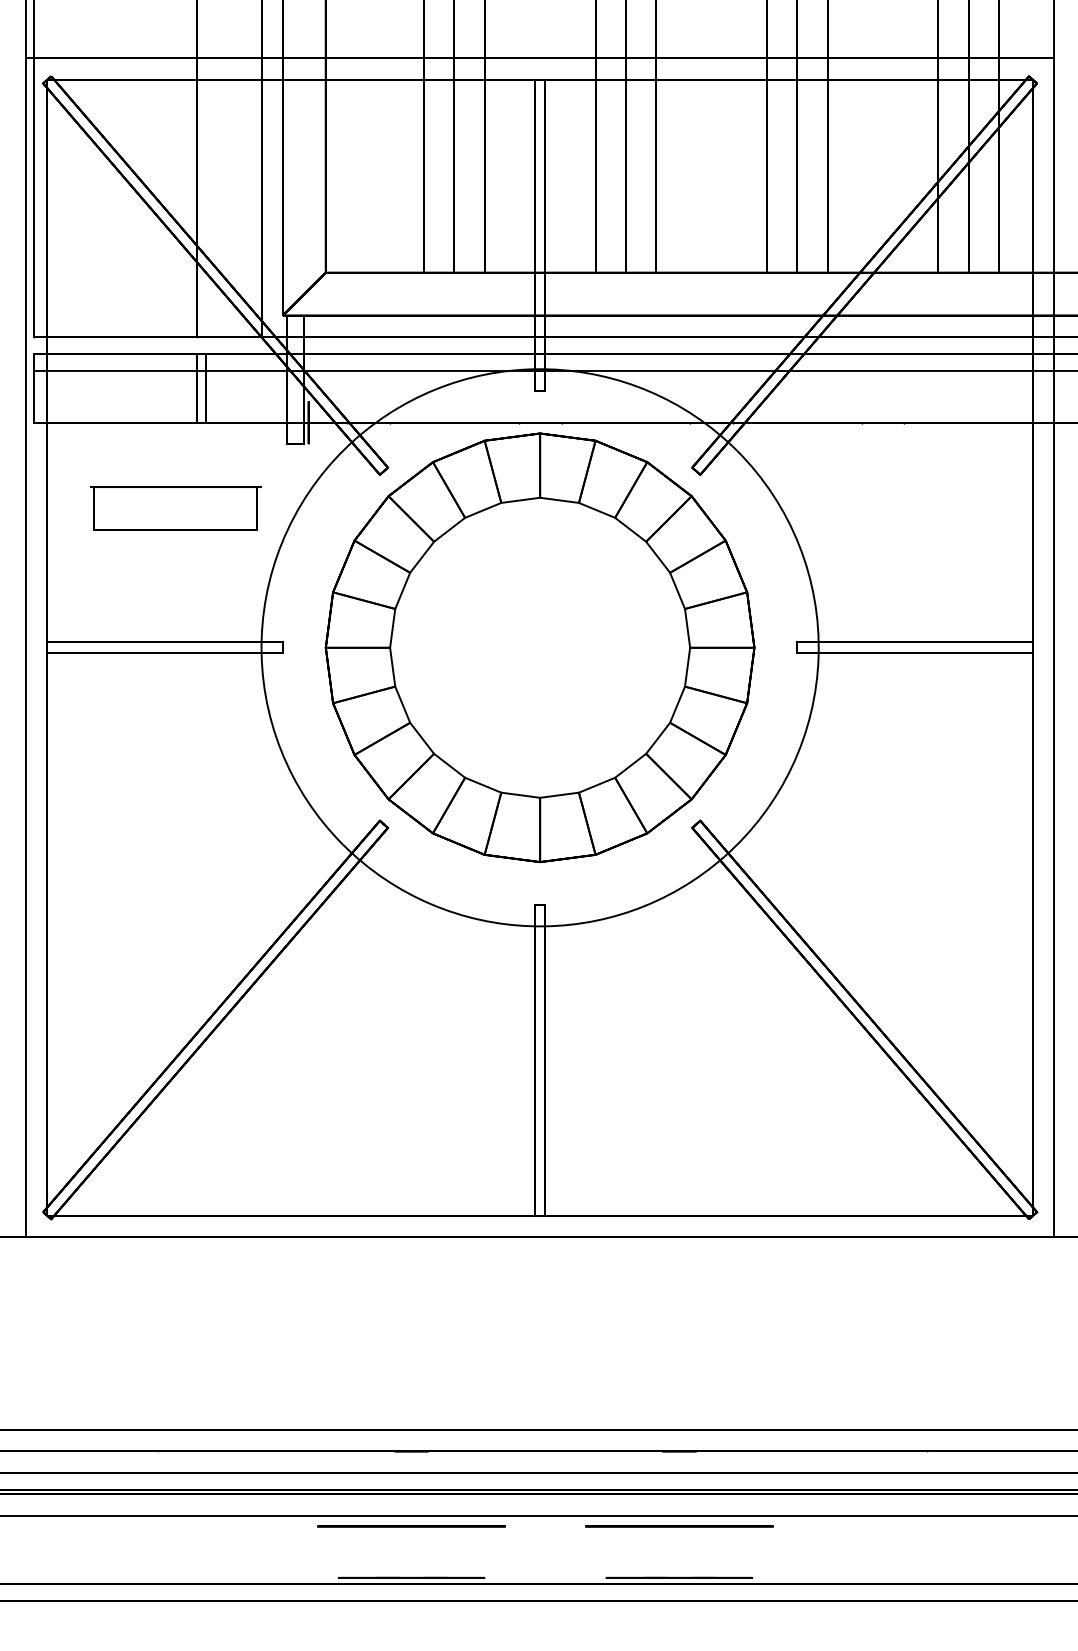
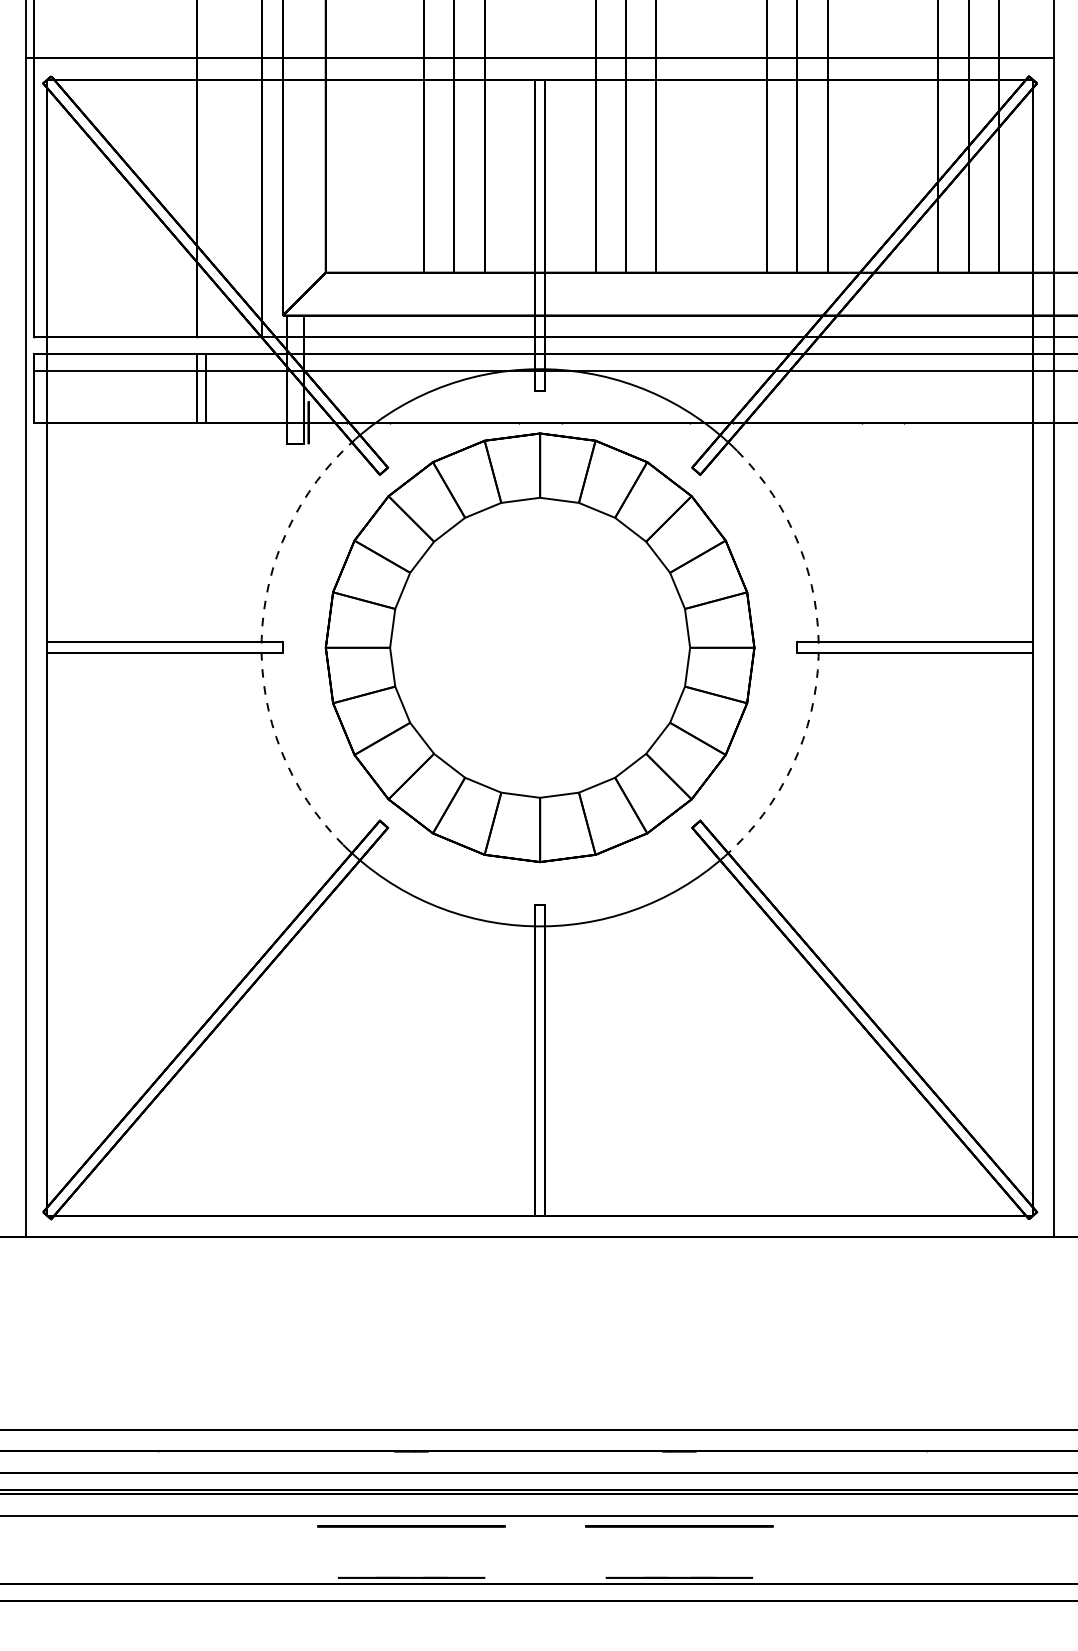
part: present -> none (175, 508)
arc: solid -> dashed (261, 639)
arc: solid -> dashed (818, 656)
